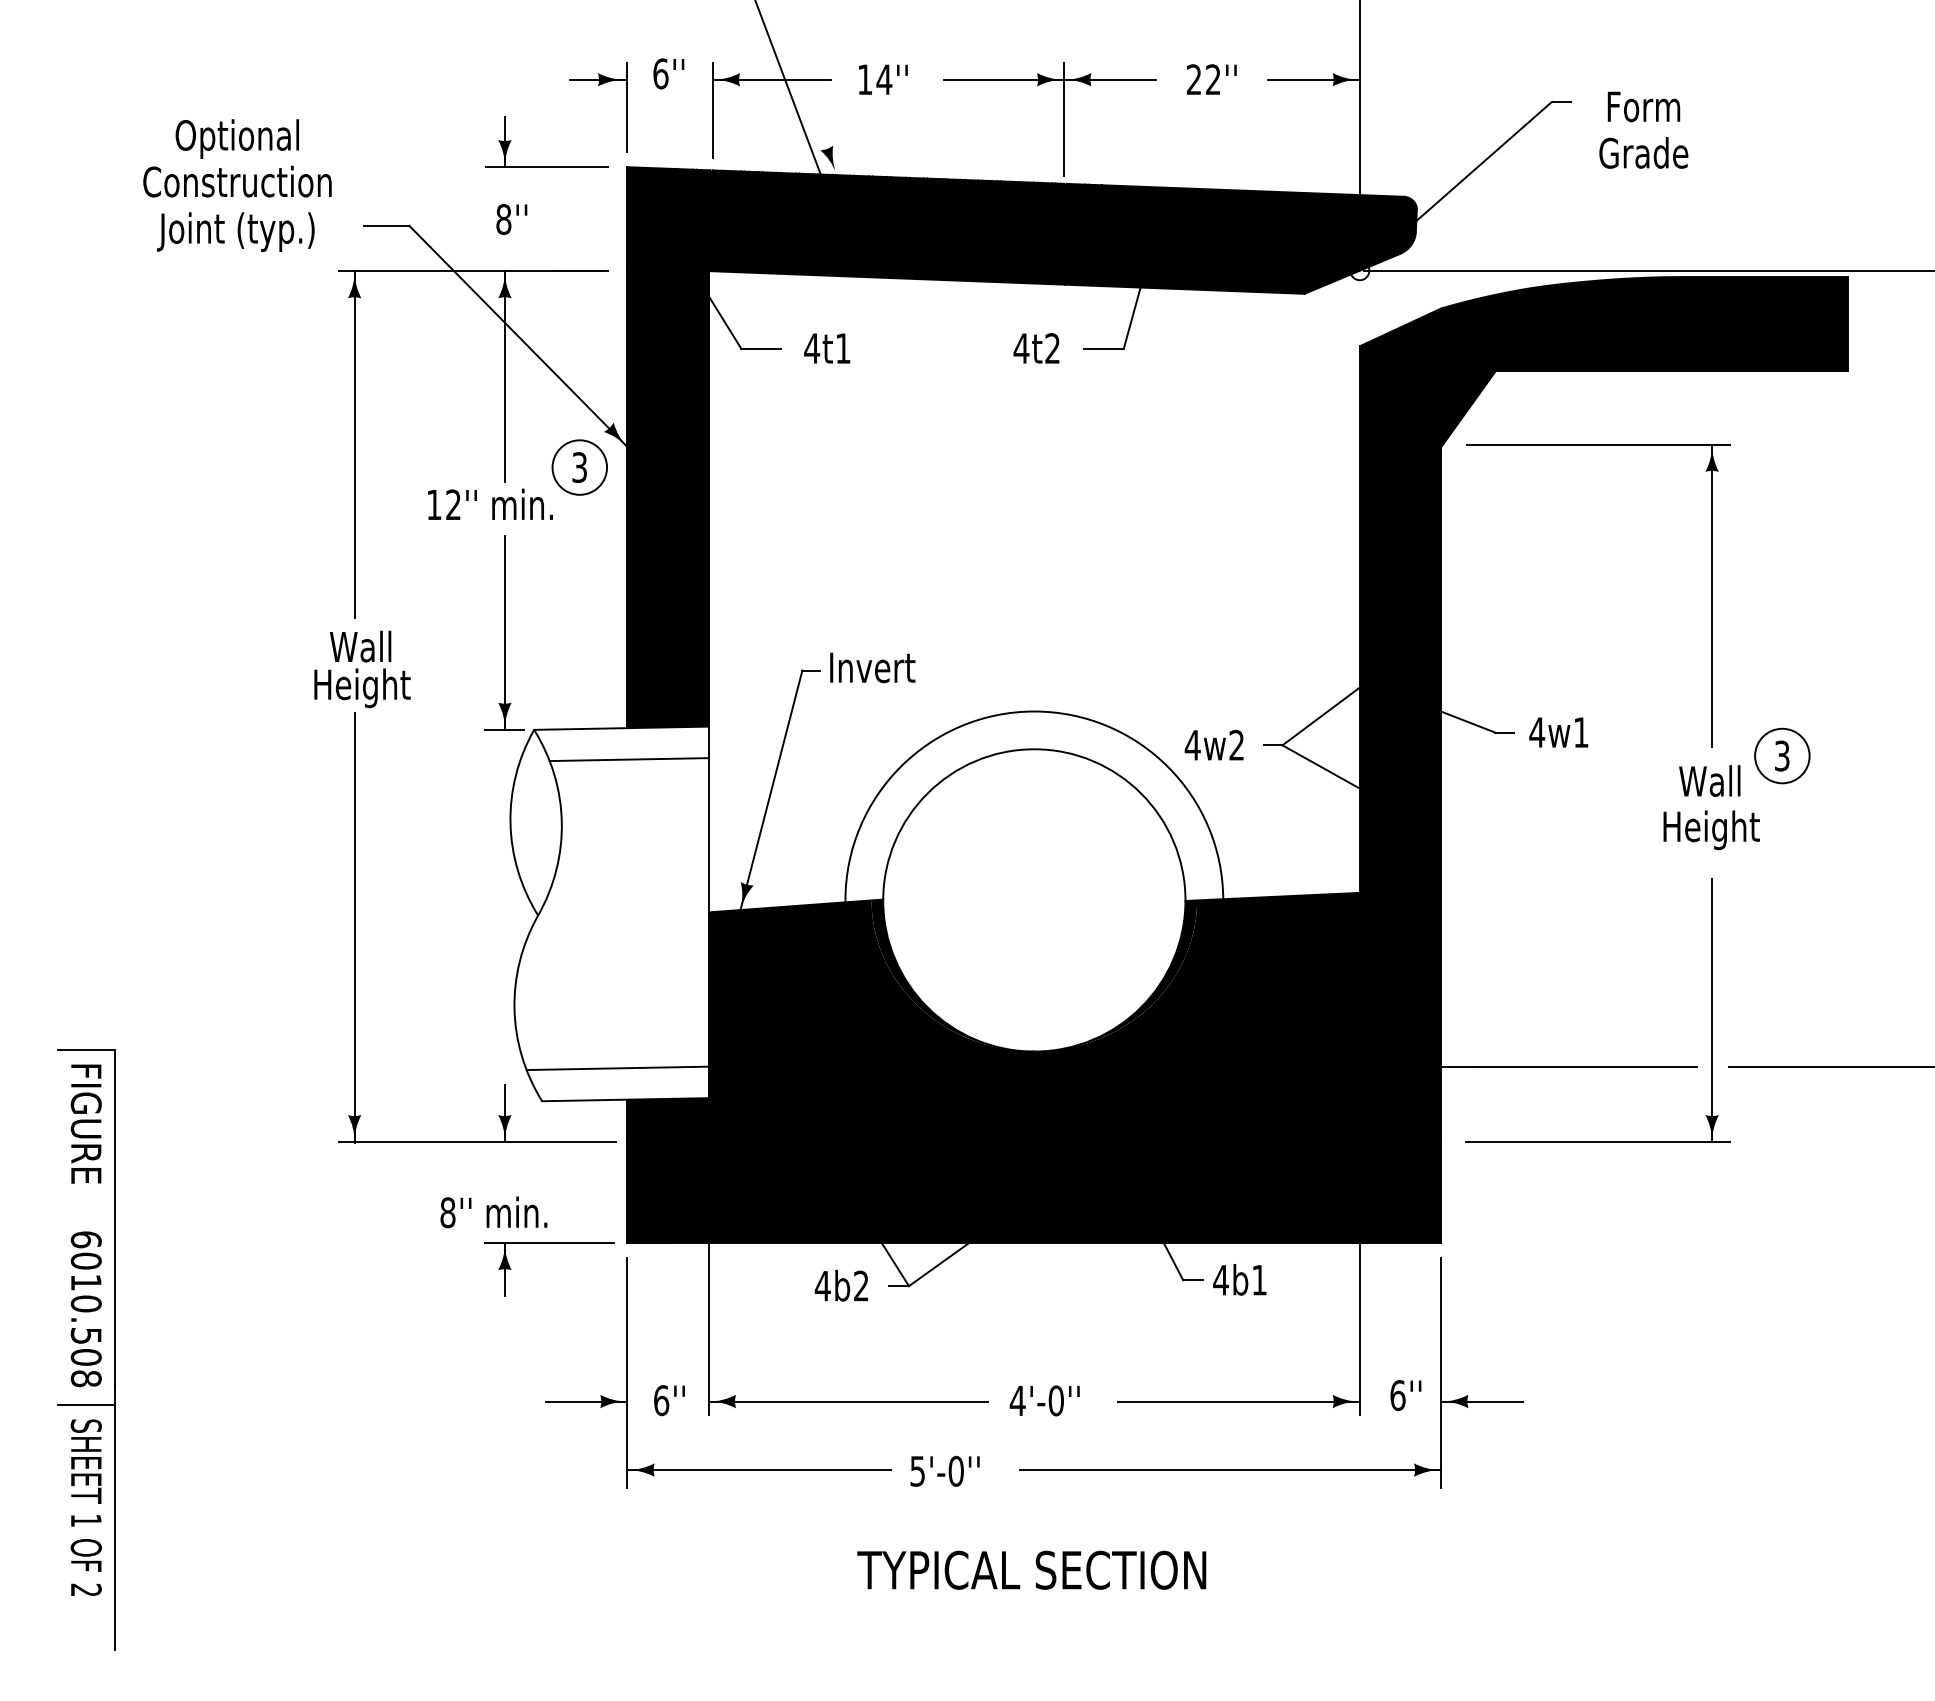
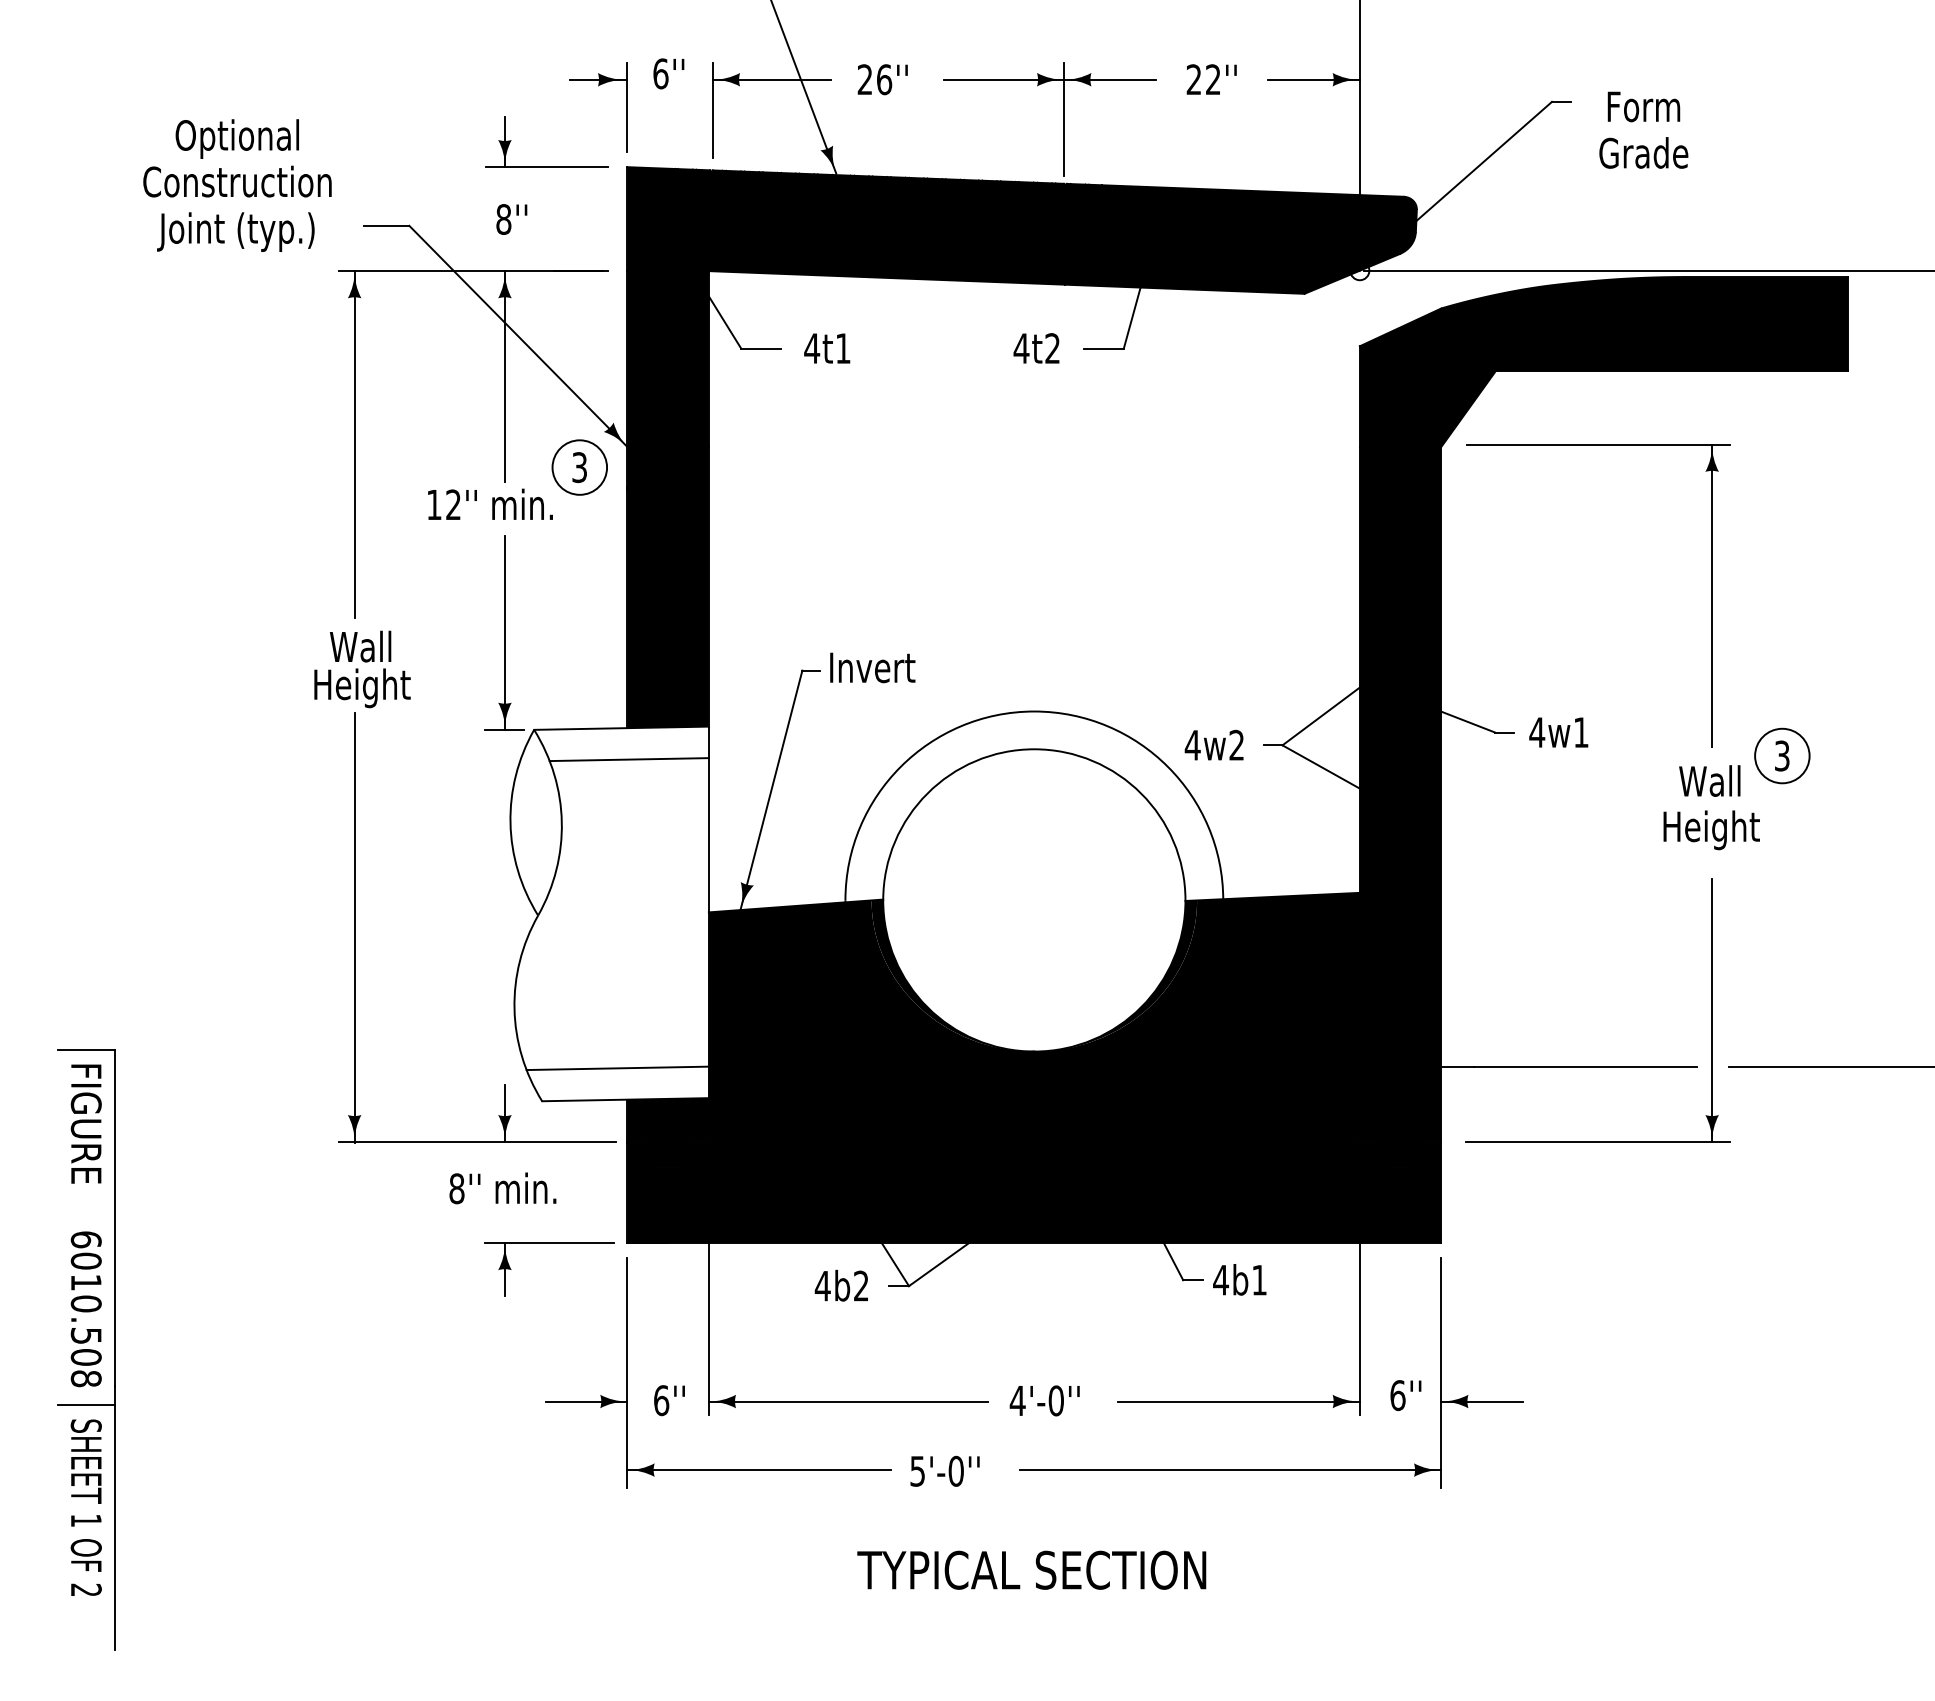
text: 14'' -> 26'' (874, 79)
line position: (788, 90) -> (804, 87) (804, 87)
text position: (493, 1212) -> (502, 1188) (502, 1188)
